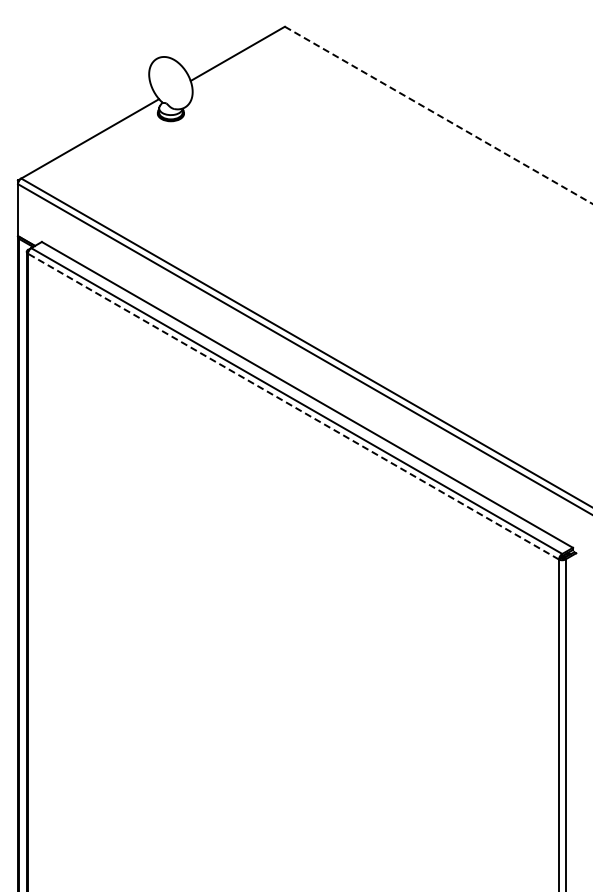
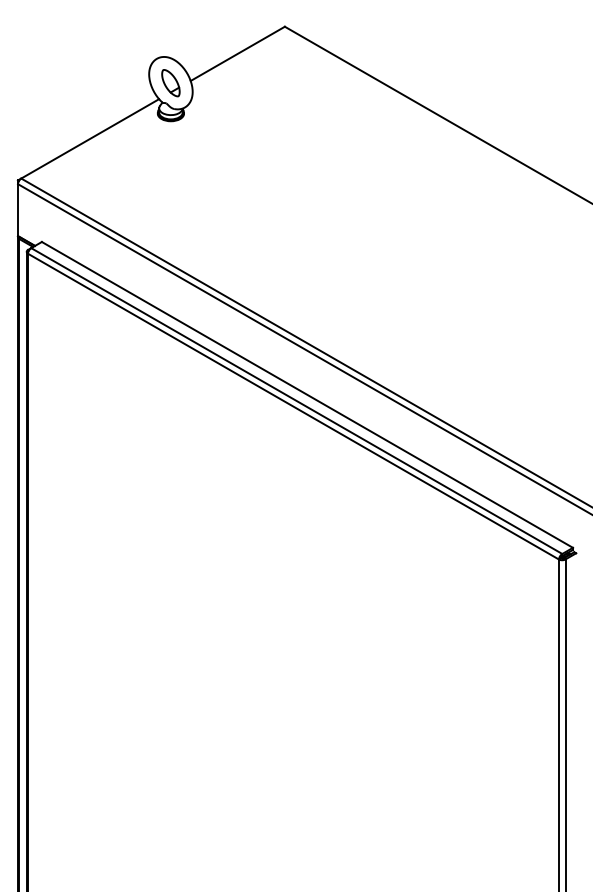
part: none -> present (170, 83)
line: dashed -> solid (439, 115)
line: dashed -> solid (293, 406)
